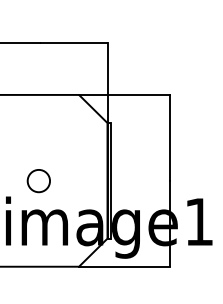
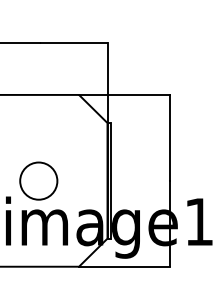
circle size: 25x25 px -> 40x40 px (38, 180)
